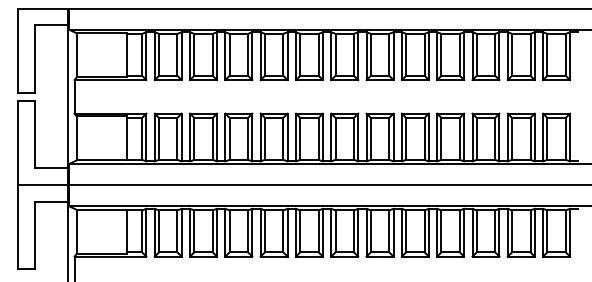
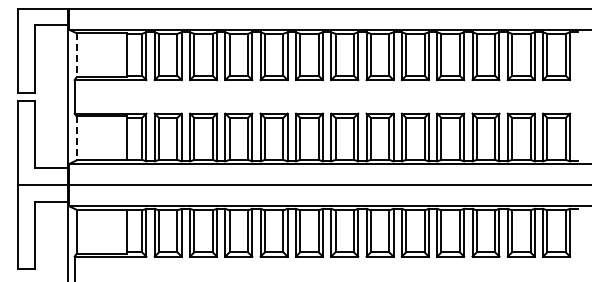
line: solid -> dashed (76, 55)
line: solid -> dashed (76, 138)
